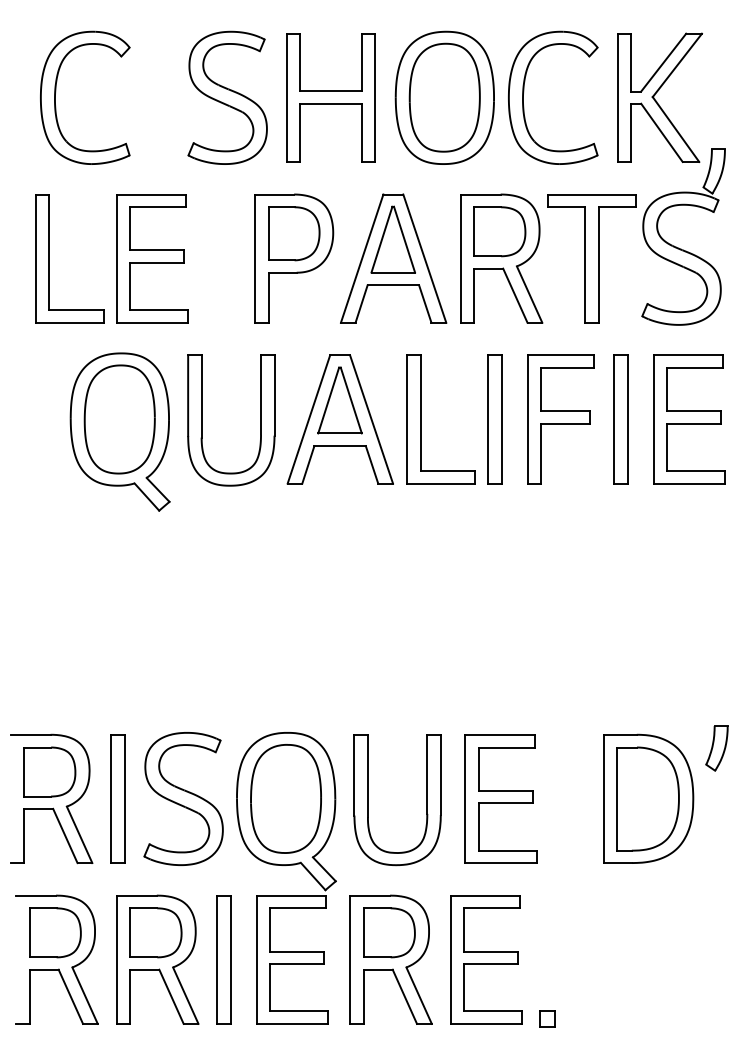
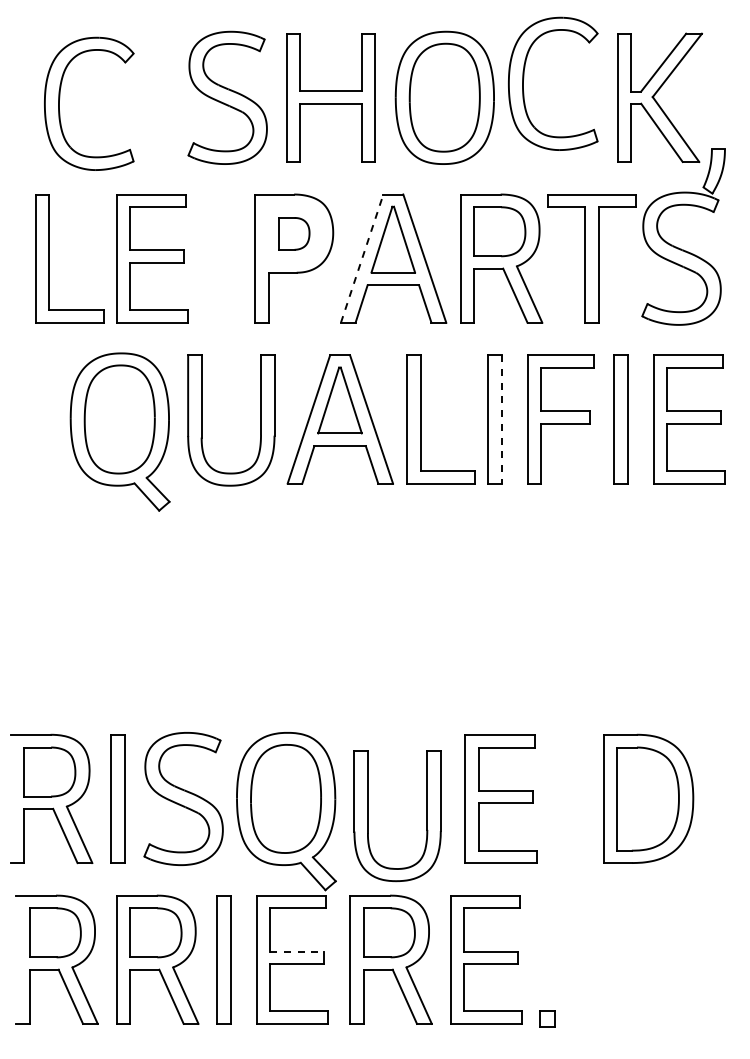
part position: (56, 91) -> (60, 97) (60, 97)
part position: (524, 92) -> (524, 78) (524, 78)
part size: 53x56 px -> 33x34 px (294, 233)
line: solid -> dashed (362, 258)
line: solid -> dashed (501, 419)
part: present -> none (716, 748)
part position: (368, 800) -> (368, 816) (368, 816)
line: solid -> dashed (297, 951)
